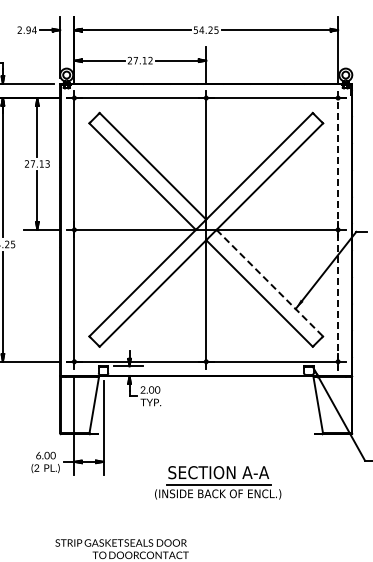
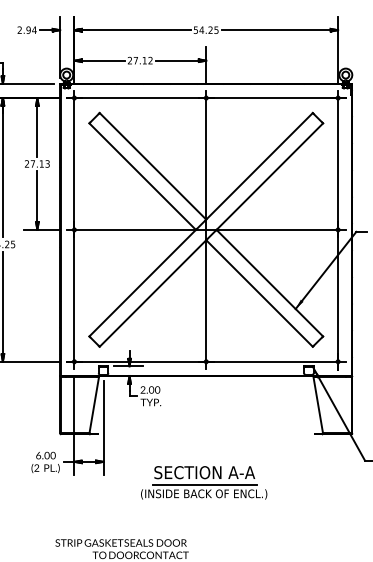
line: dashed -> solid (338, 230)
line: dashed -> solid (270, 283)
part position: (218, 482) -> (204, 482) (204, 482)
